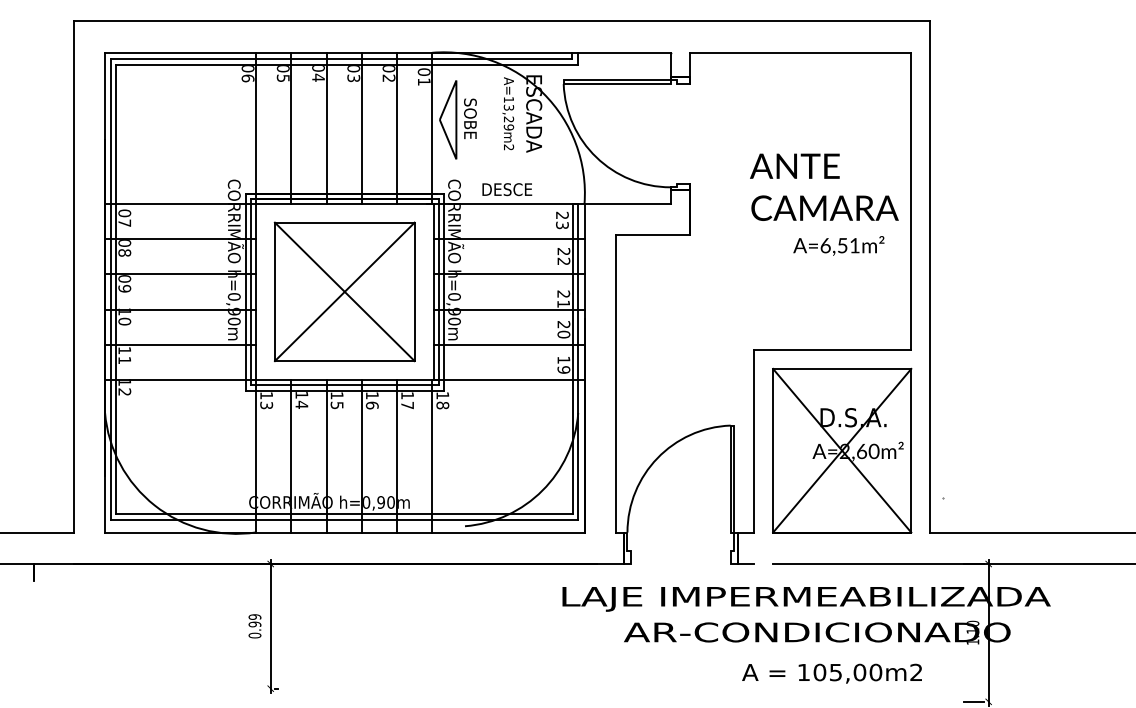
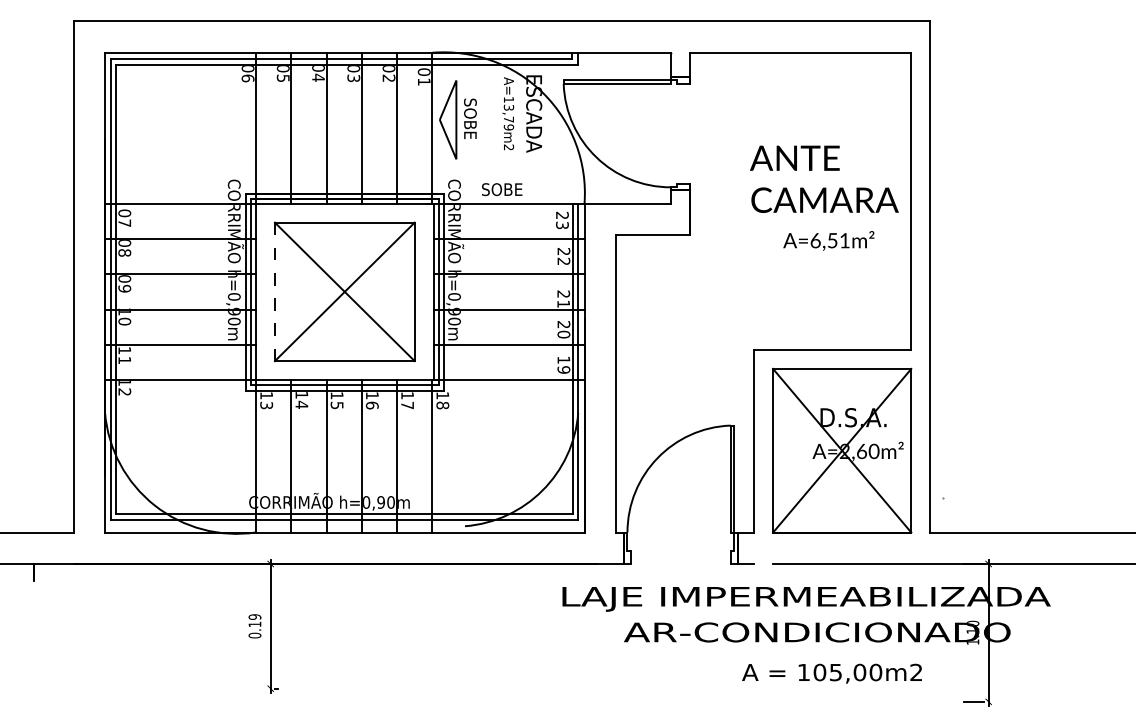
text: A=13,29m2 -> A=13,79m2 (509, 119)
text position: (824, 186) -> (824, 178) (824, 178)
text: DESCE -> SOBE (507, 189)
text position: (838, 245) -> (828, 240) (828, 240)
line: solid -> dashed (274, 292)
text: 0.99 -> 0.19 (254, 624)
